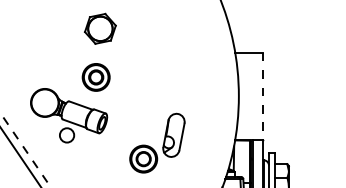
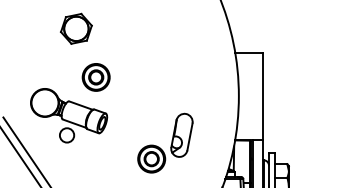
part position: (100, 28) -> (76, 28) (76, 28)
line: dashed -> solid (263, 96)
part position: (157, 142) -> (165, 142) (165, 142)
line: dashed -> solid (27, 152)
